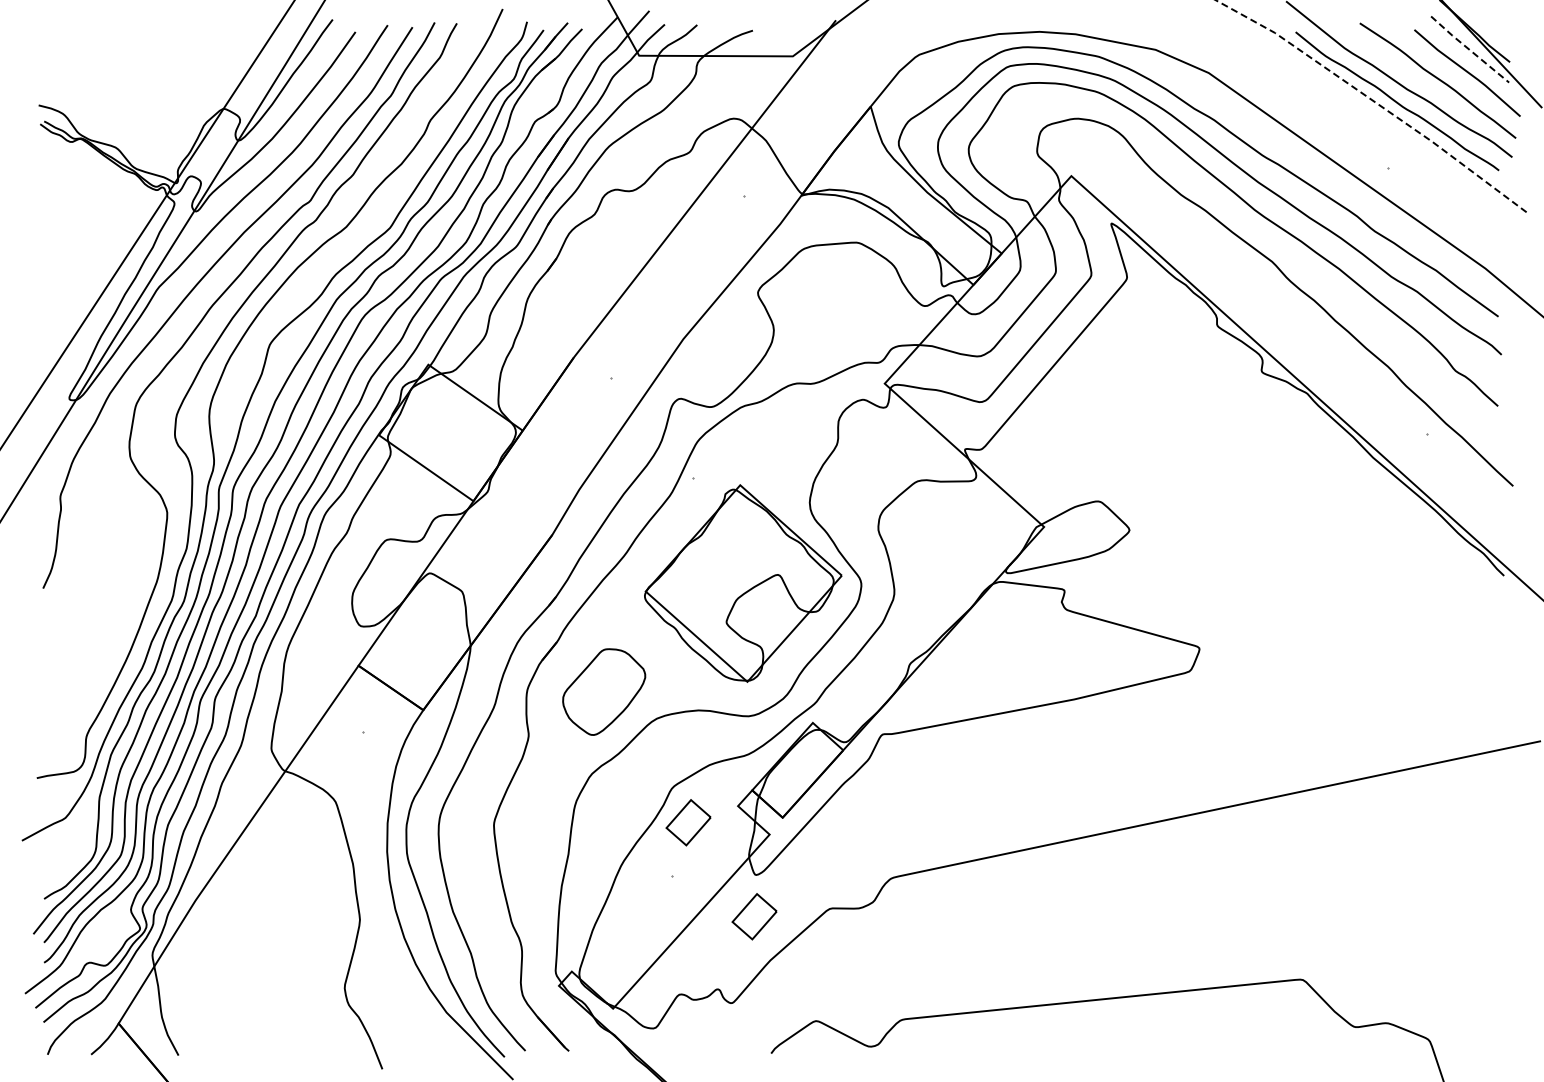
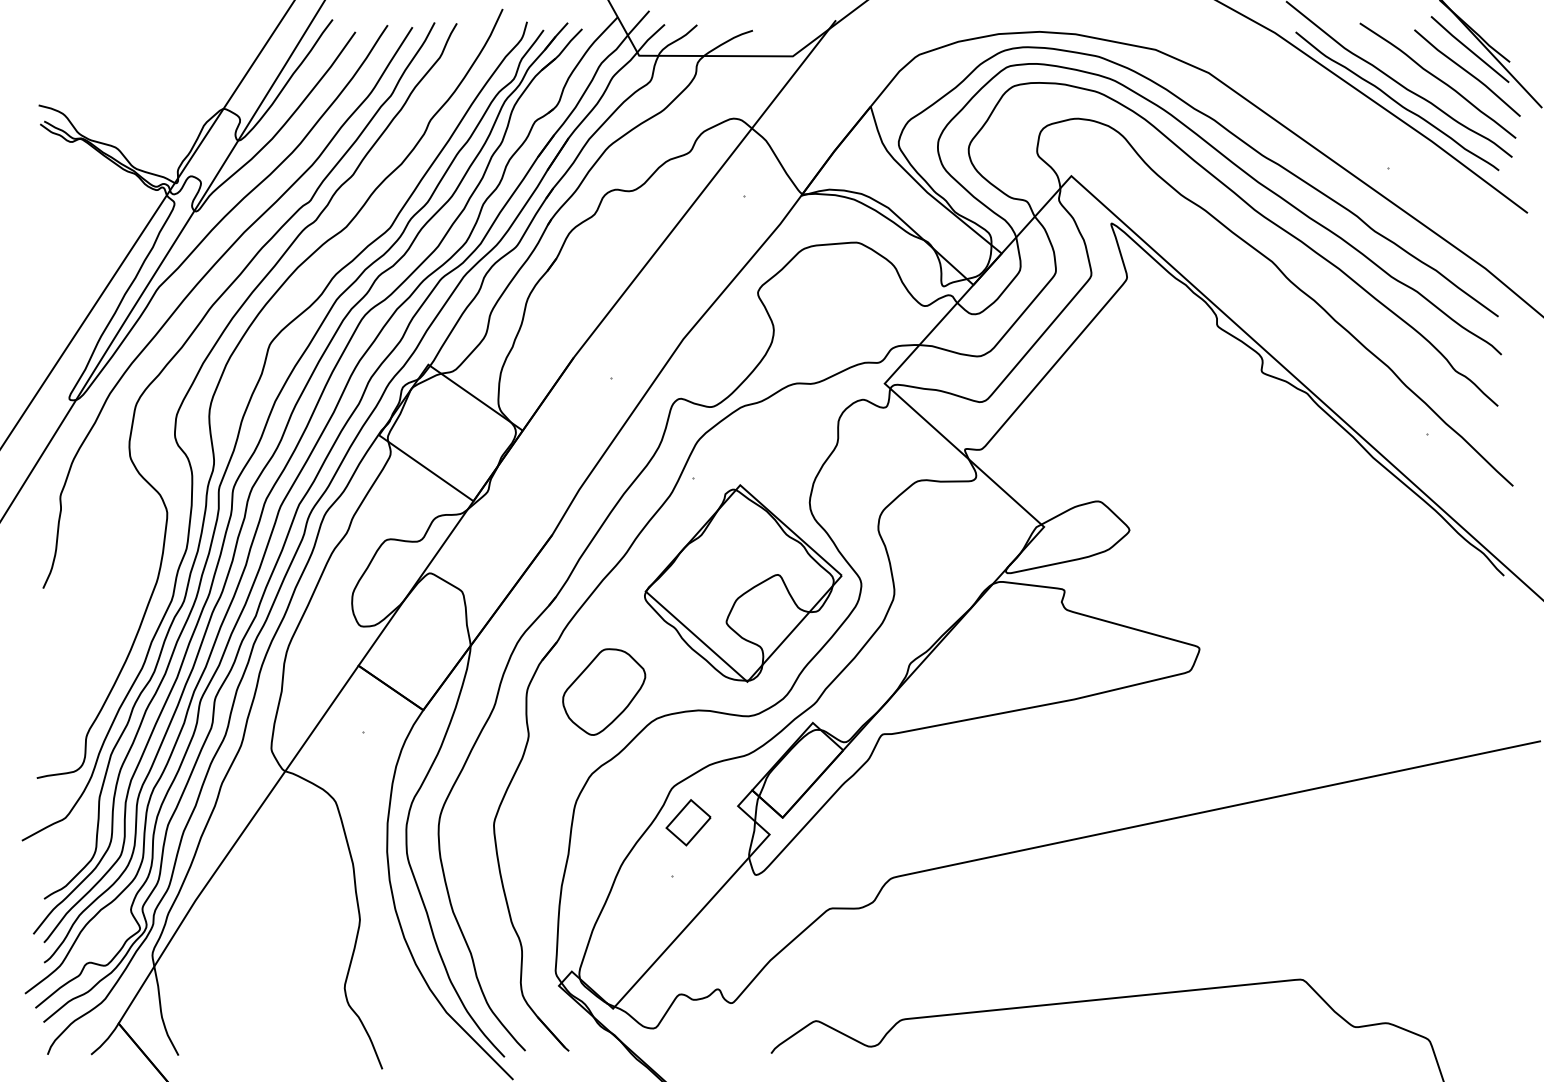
line: dashed -> solid (1469, 49)
line: dashed -> solid (1375, 102)
part: present -> none (754, 916)
